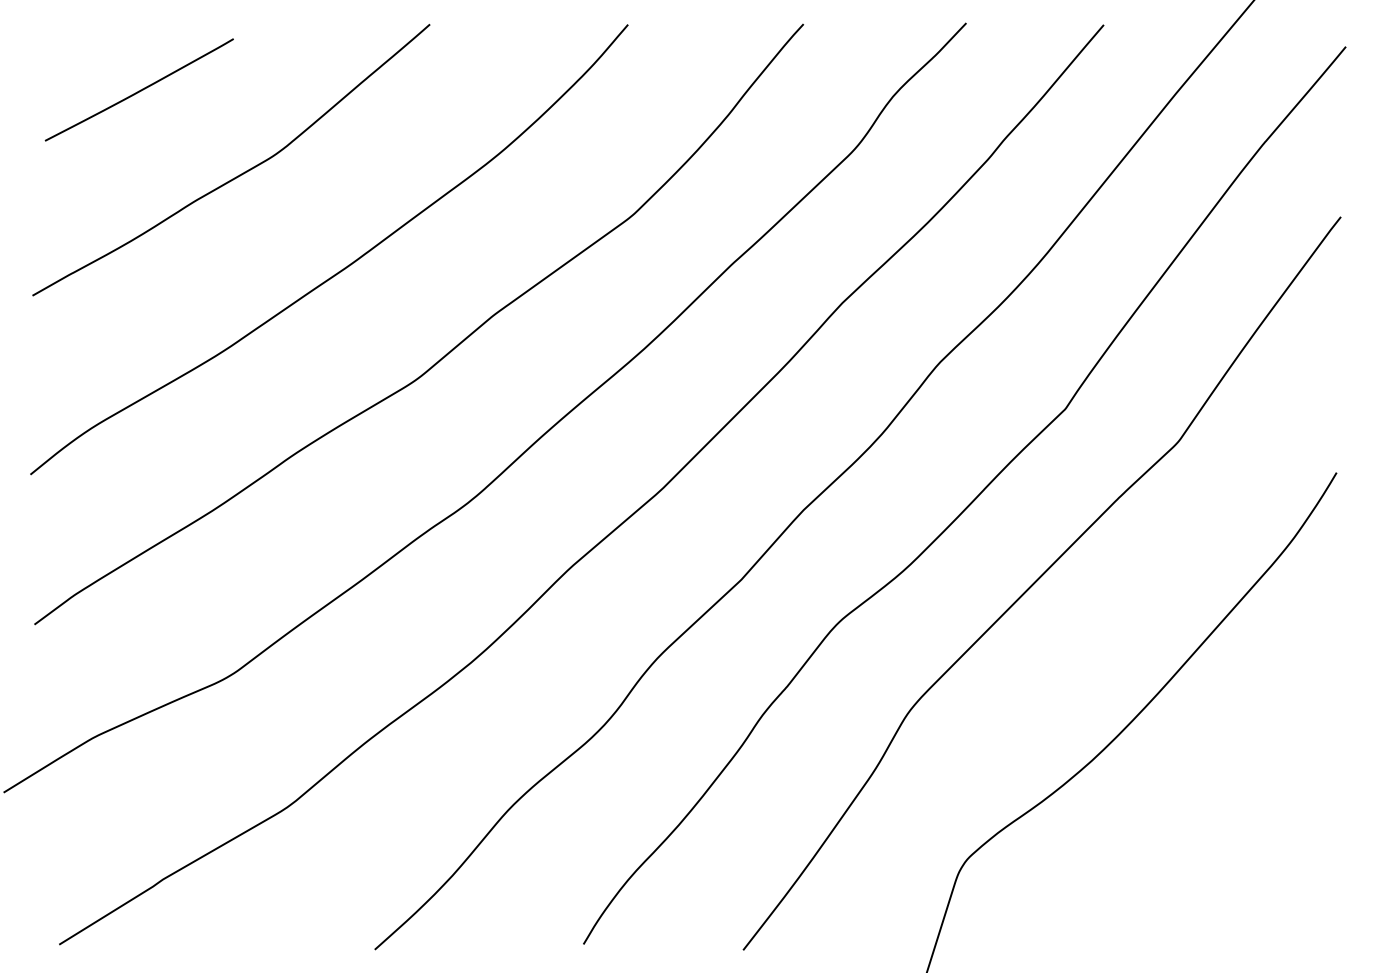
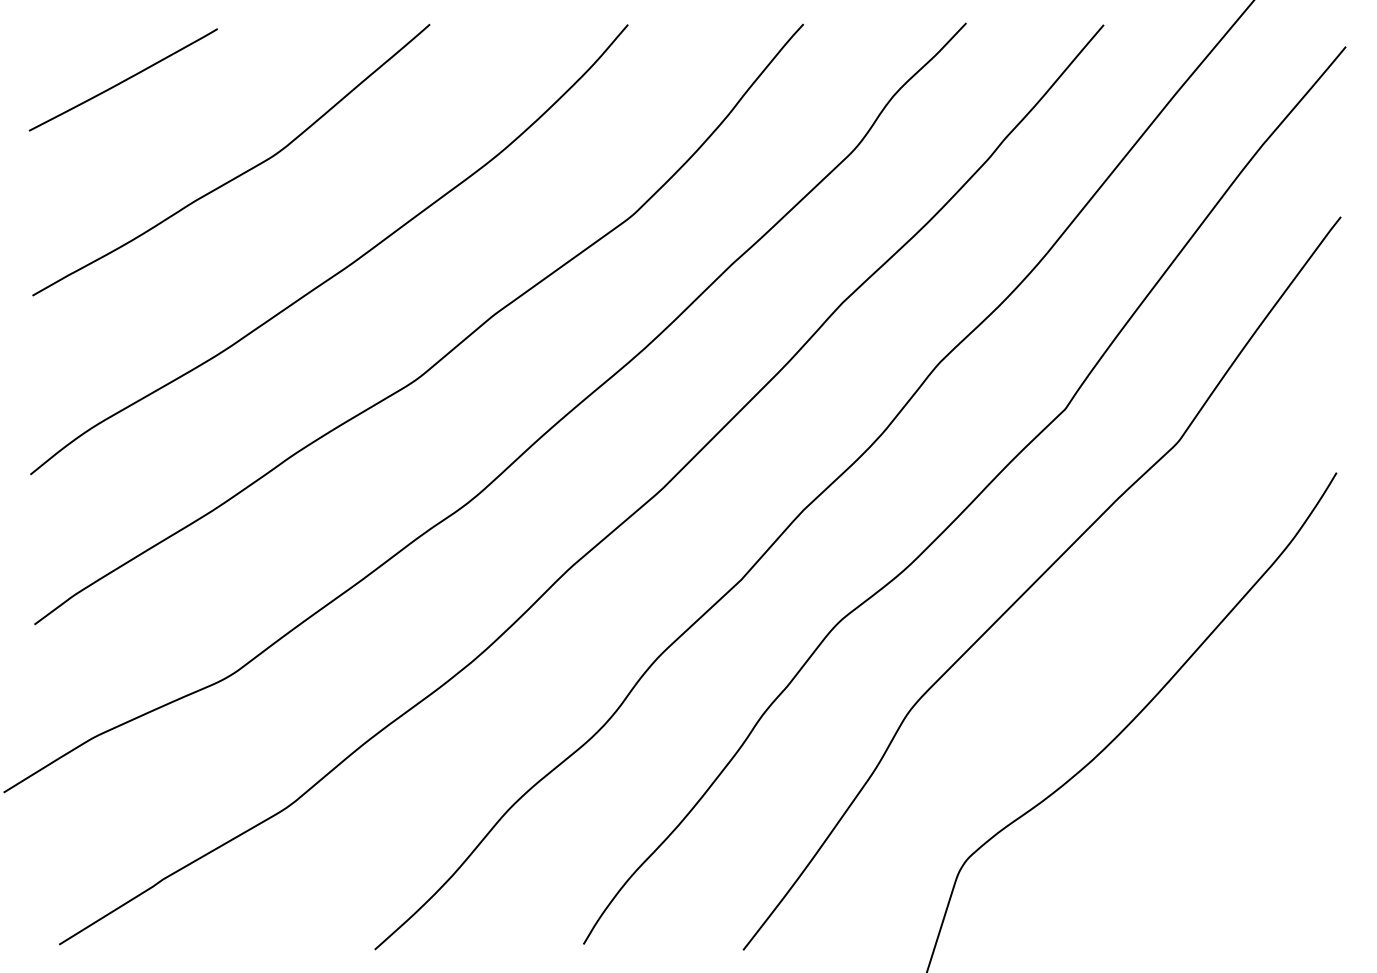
curve position: (138, 90) -> (122, 80) (122, 80)
